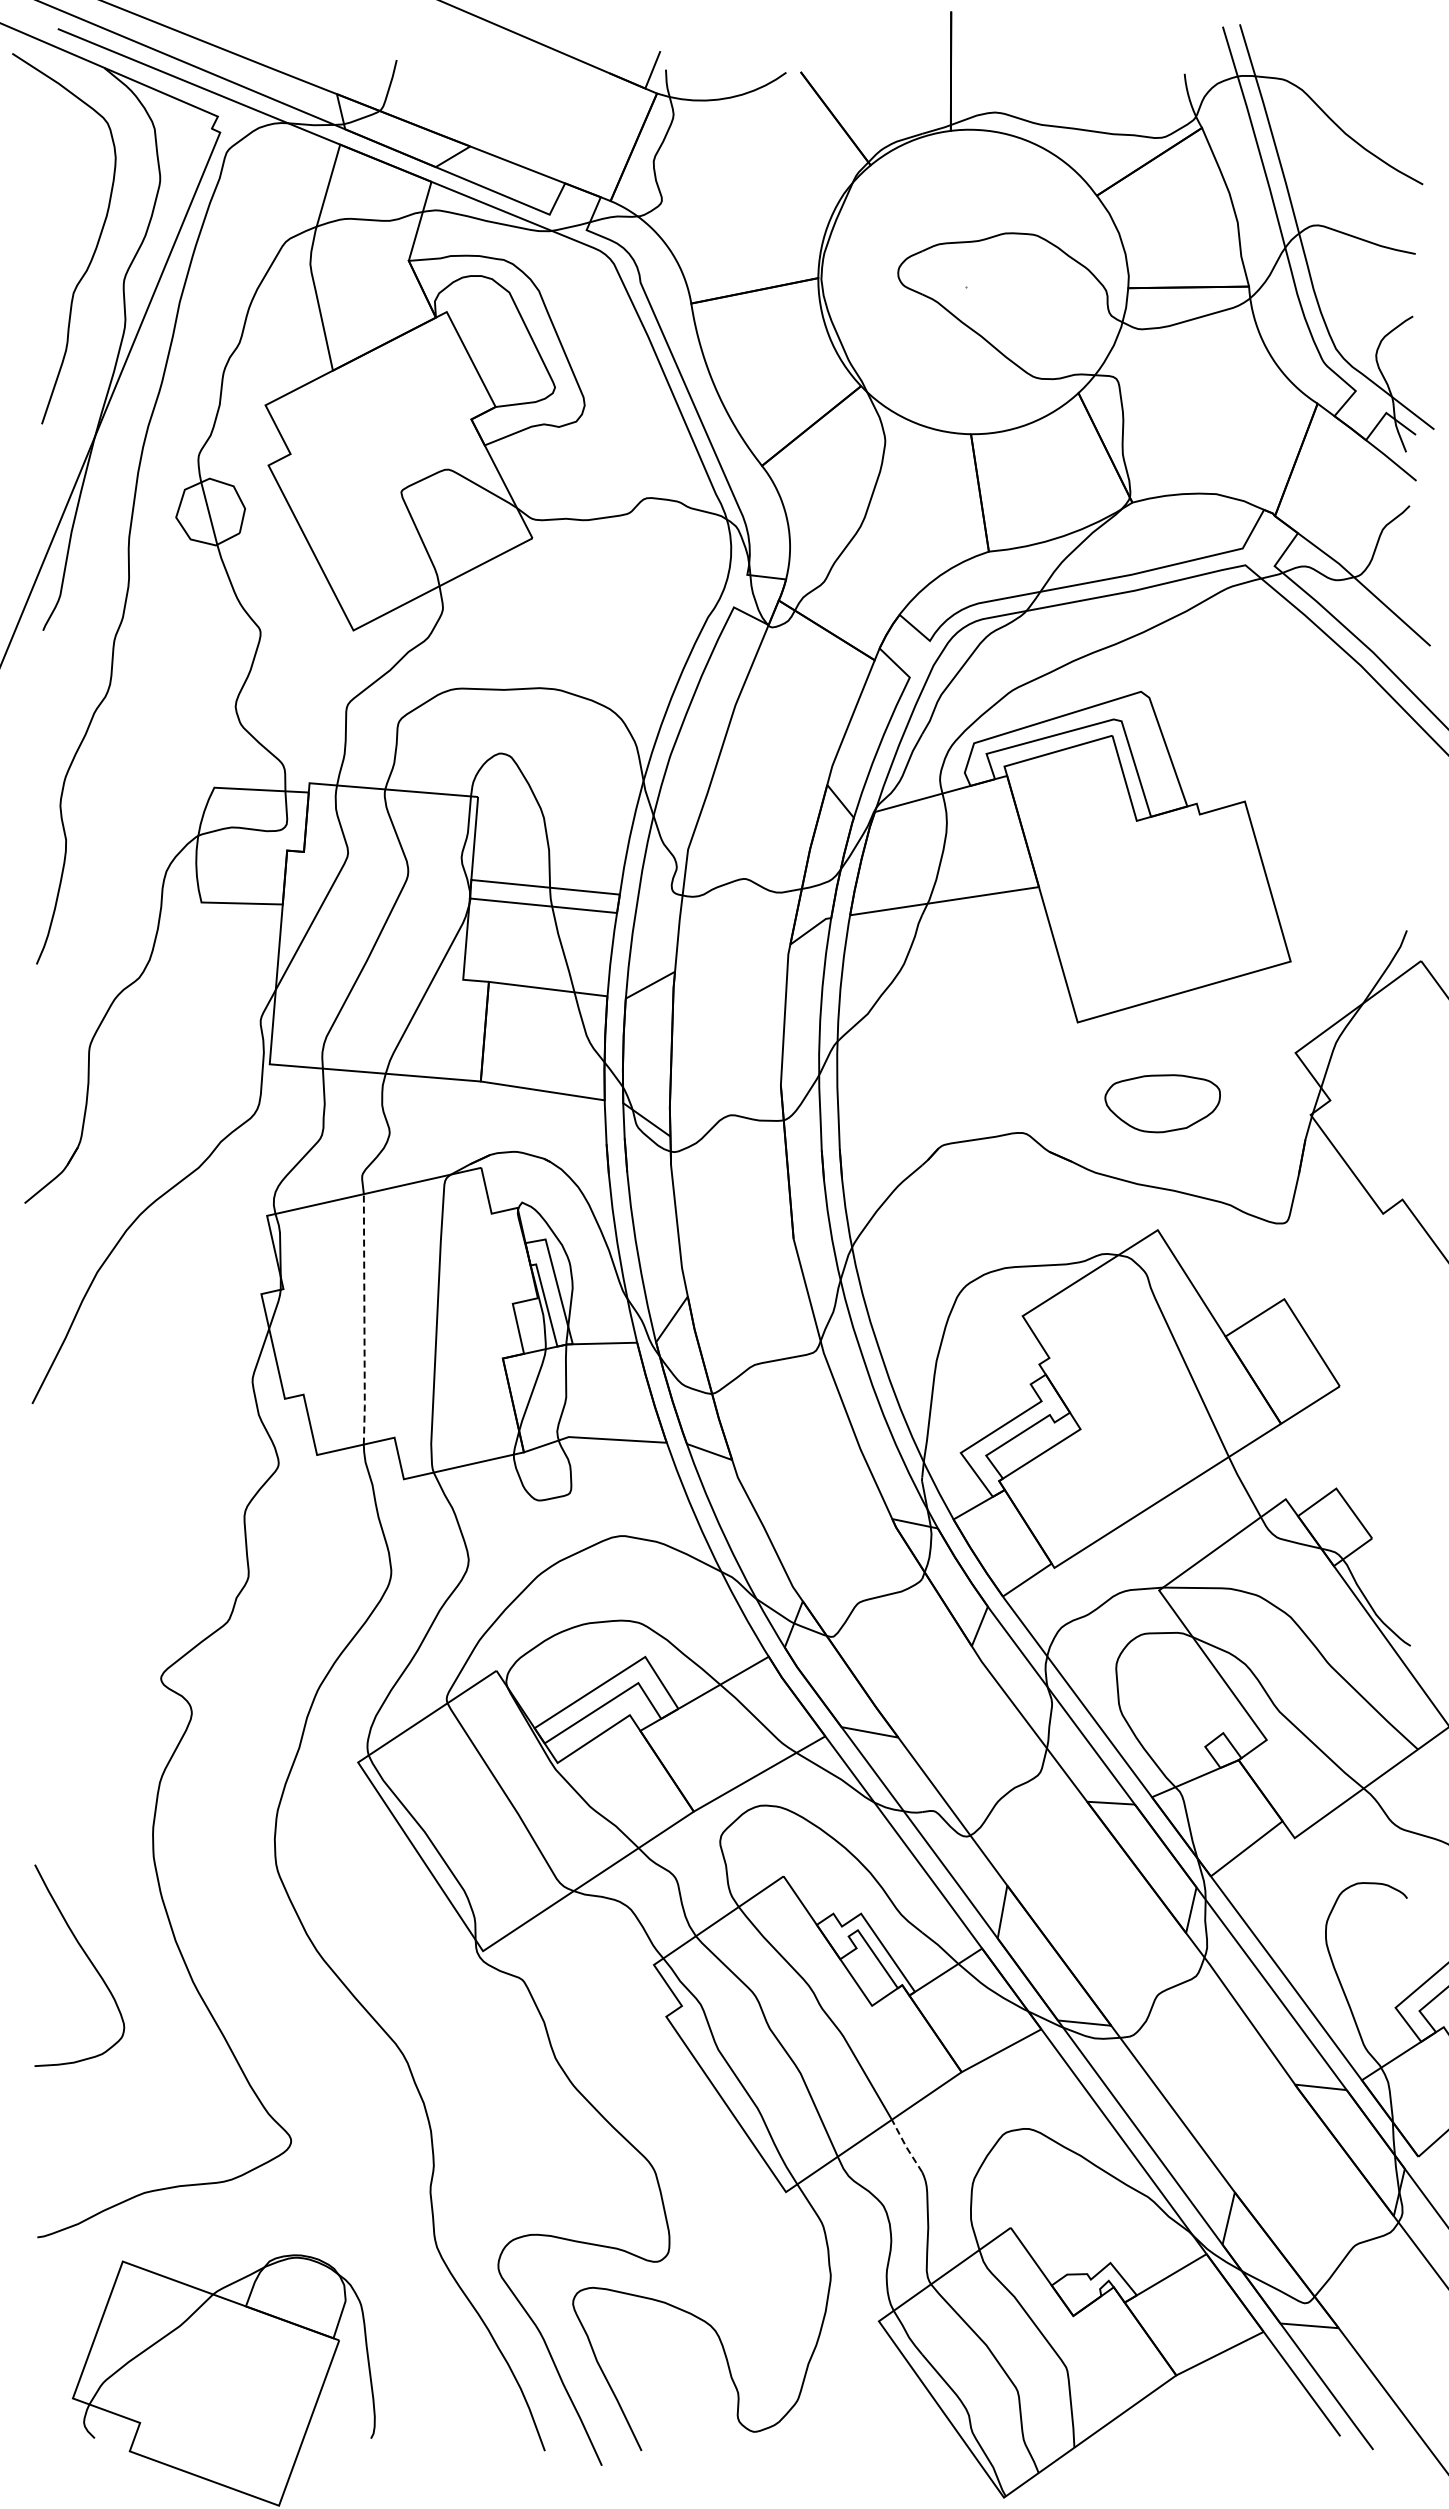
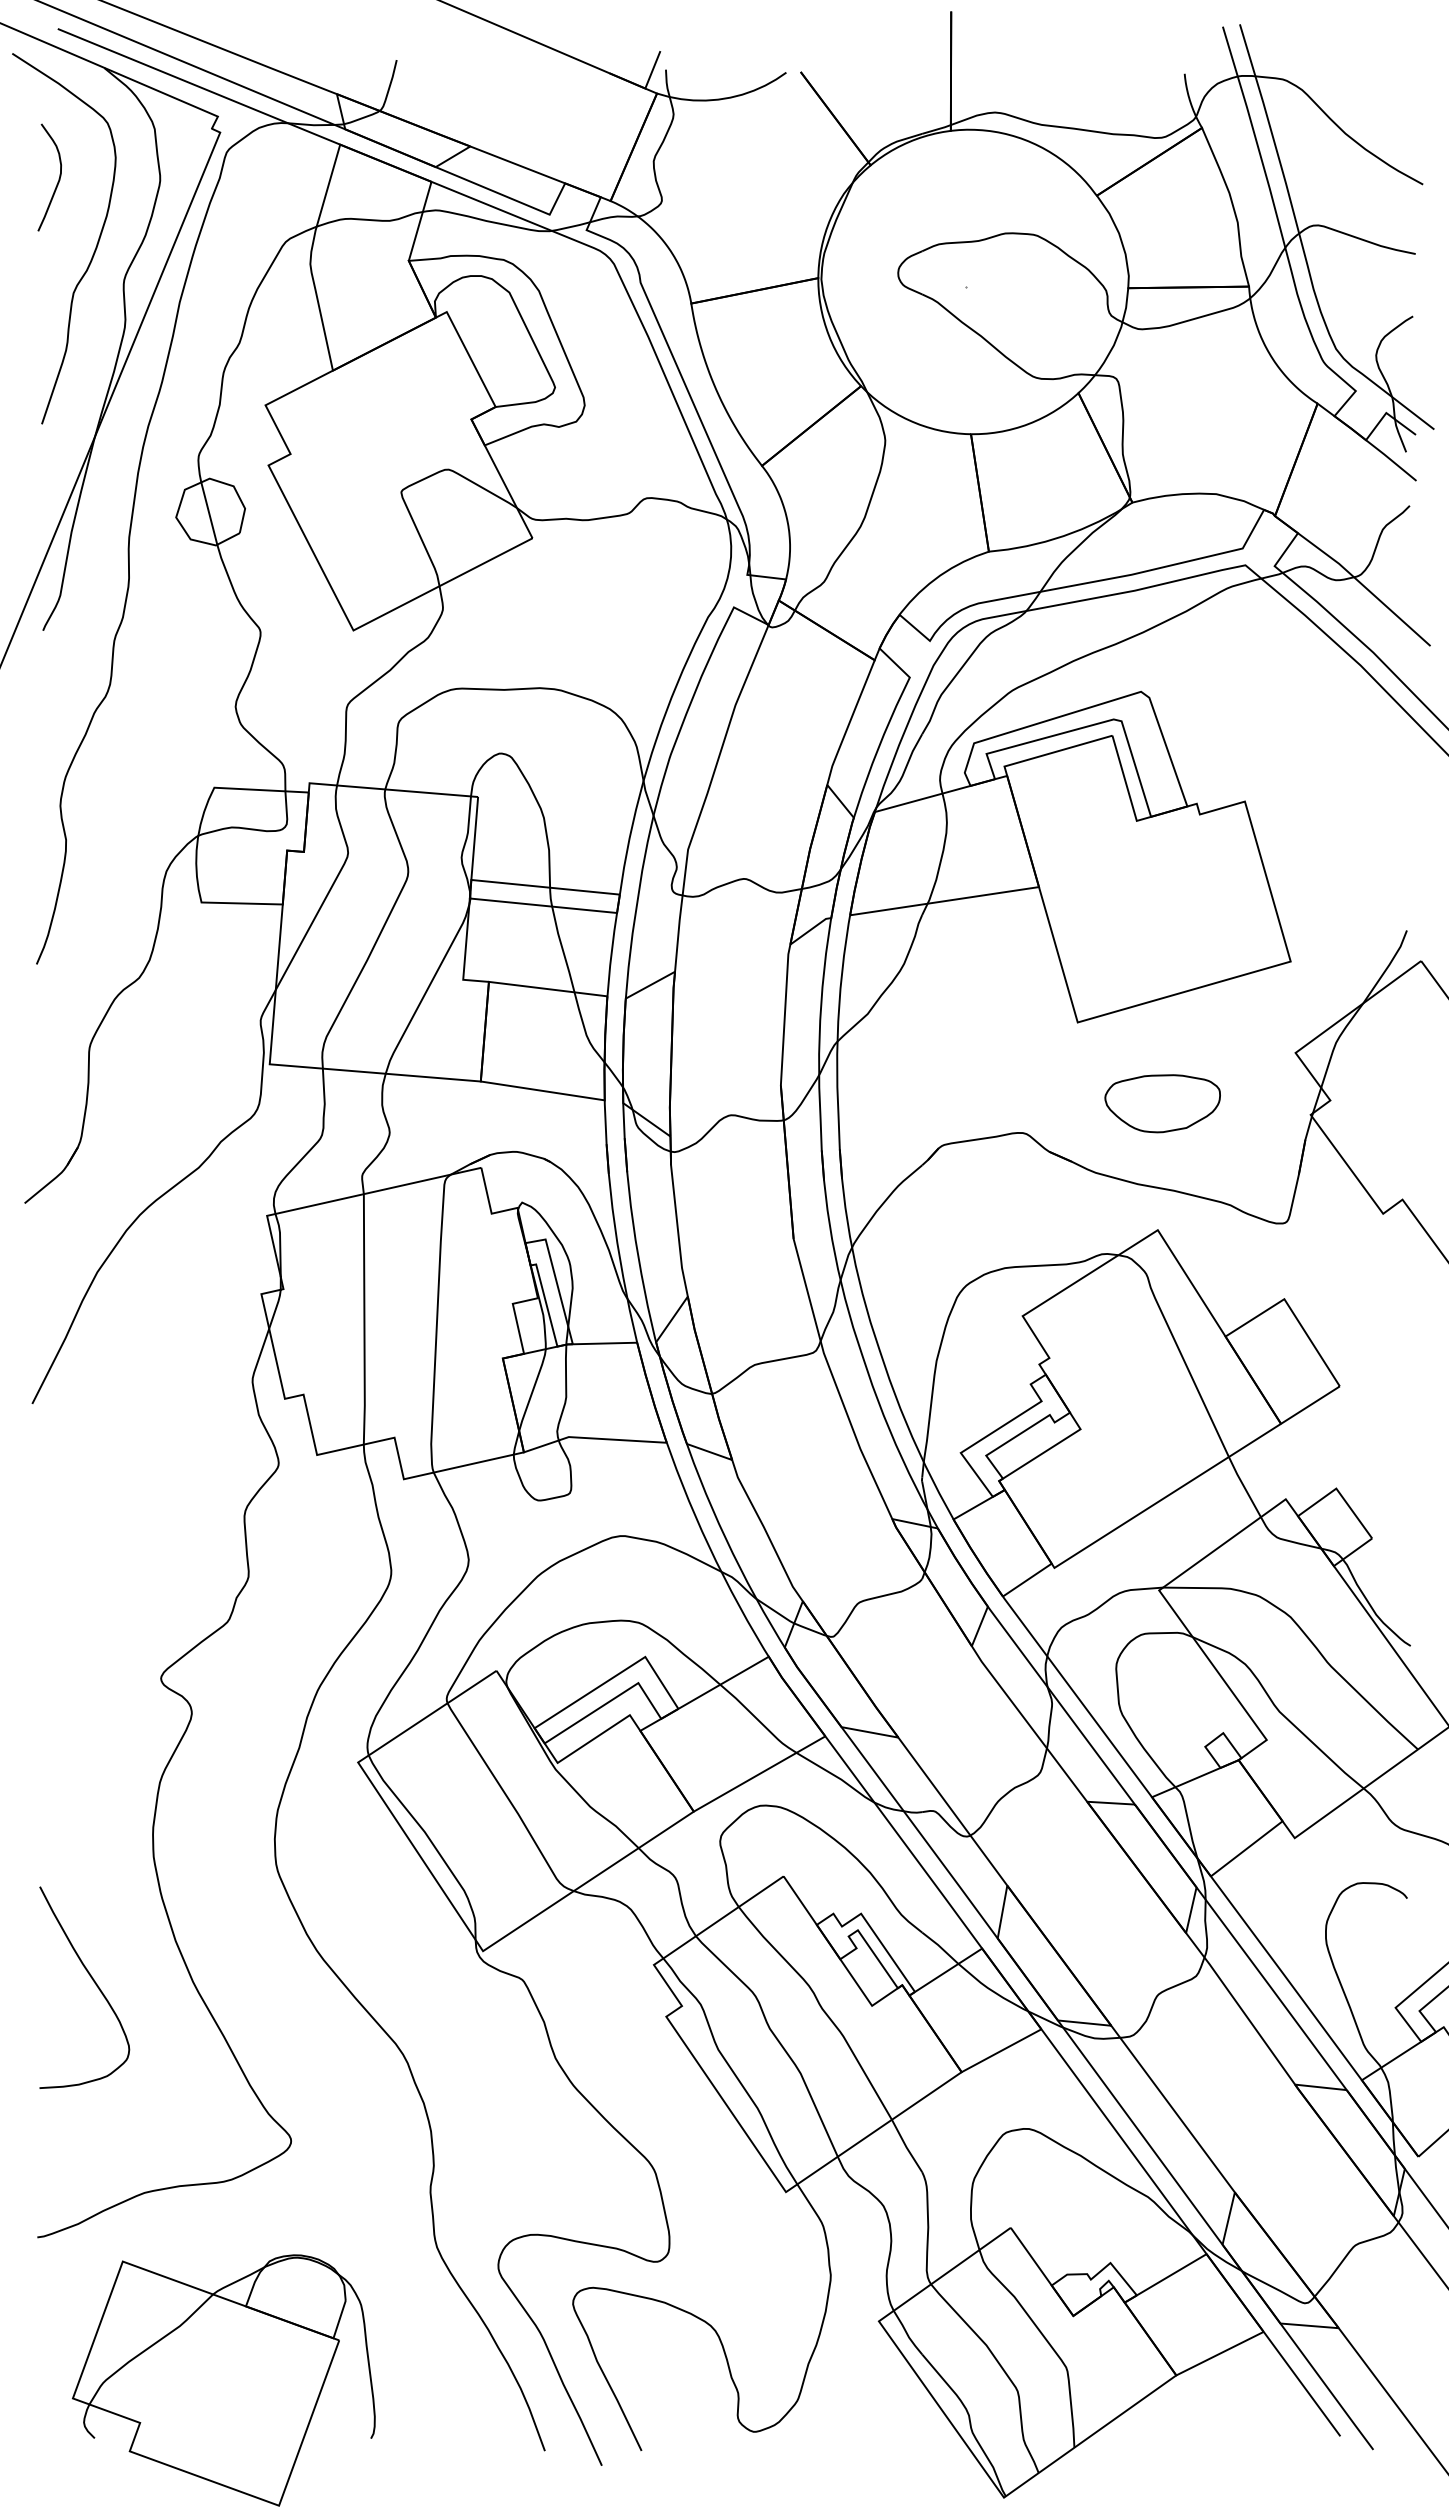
curve: none -> present (57, 181)
line: dashed -> solid (364, 1319)
curve position: (87, 1958) -> (92, 1980) (92, 1980)
line: dashed -> solid (906, 2146)
